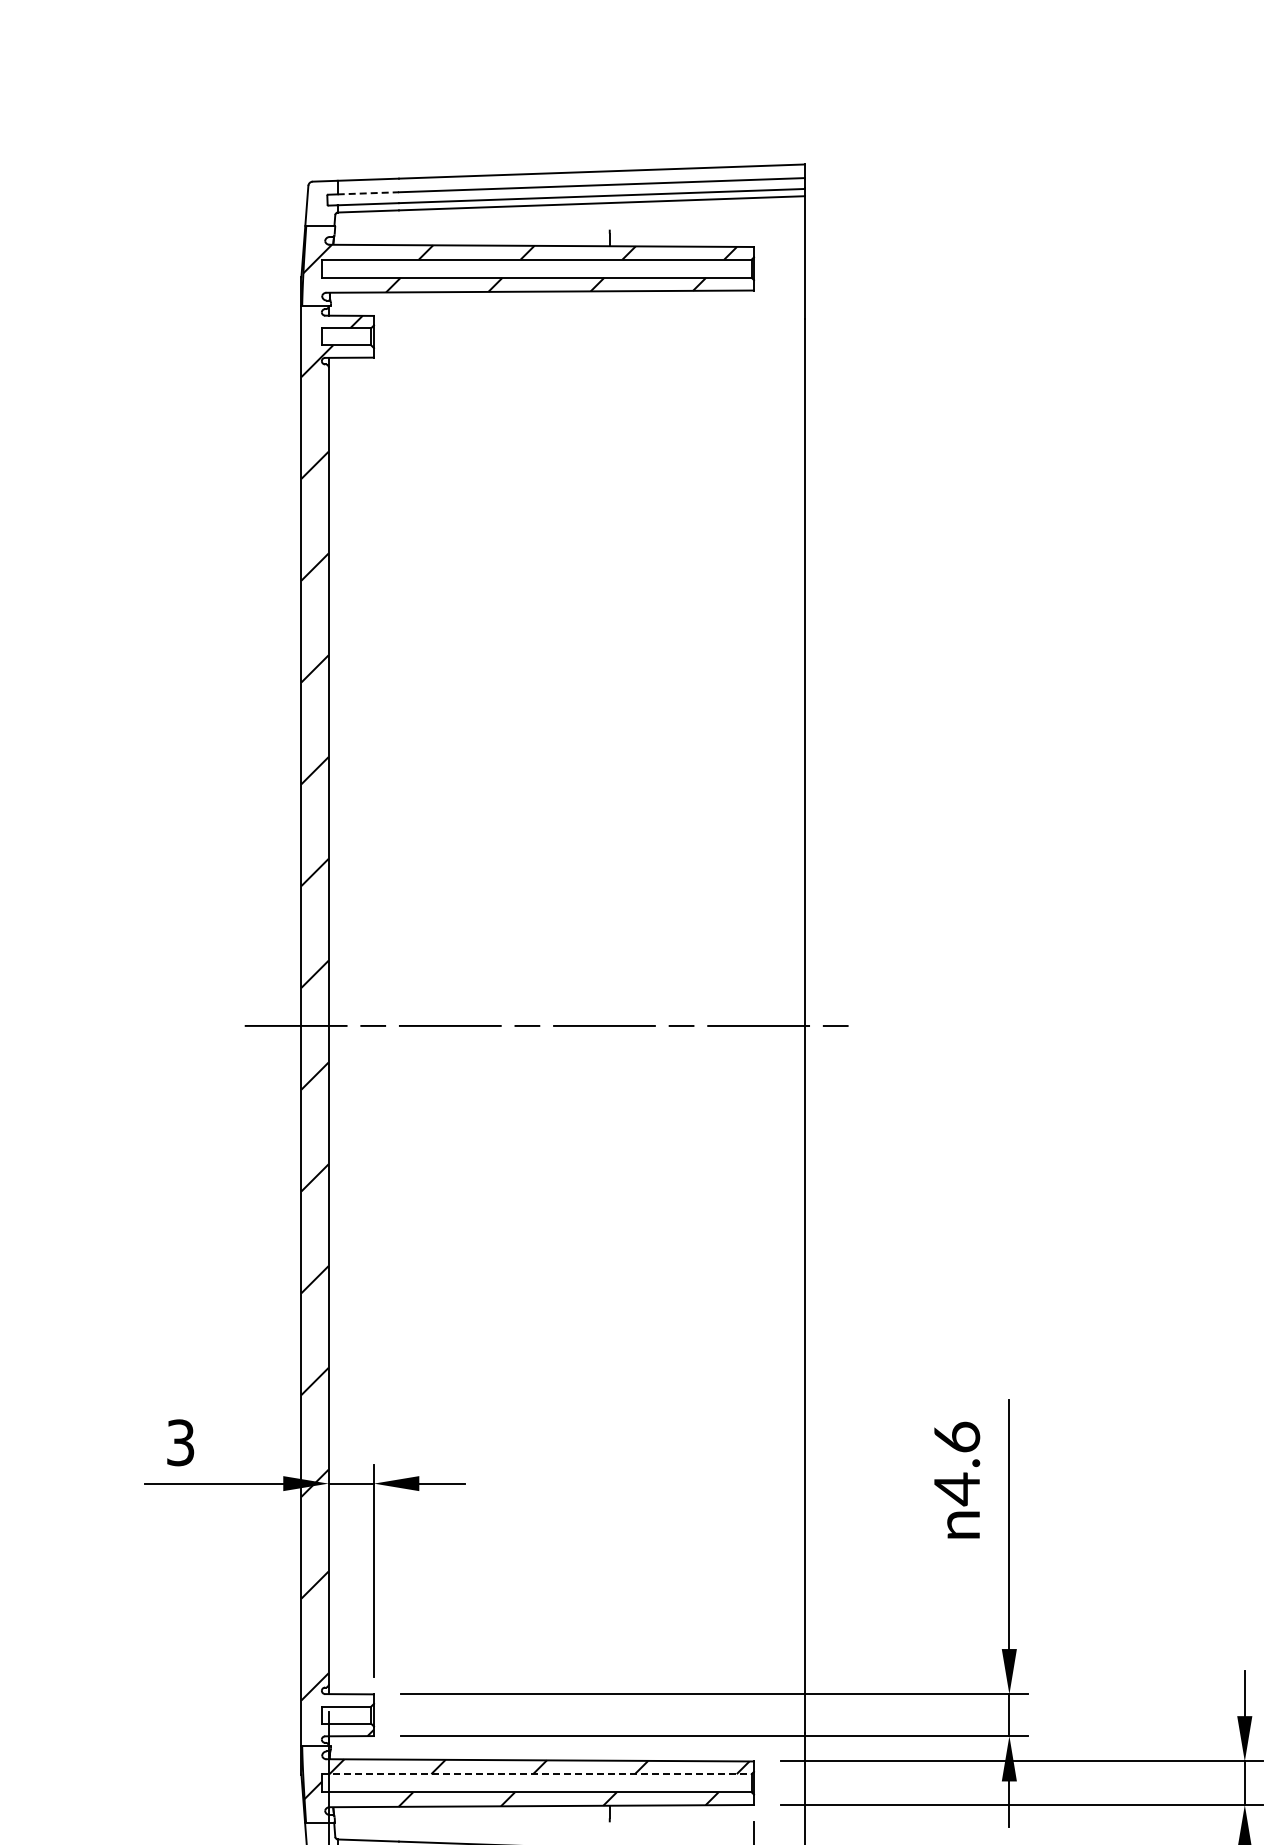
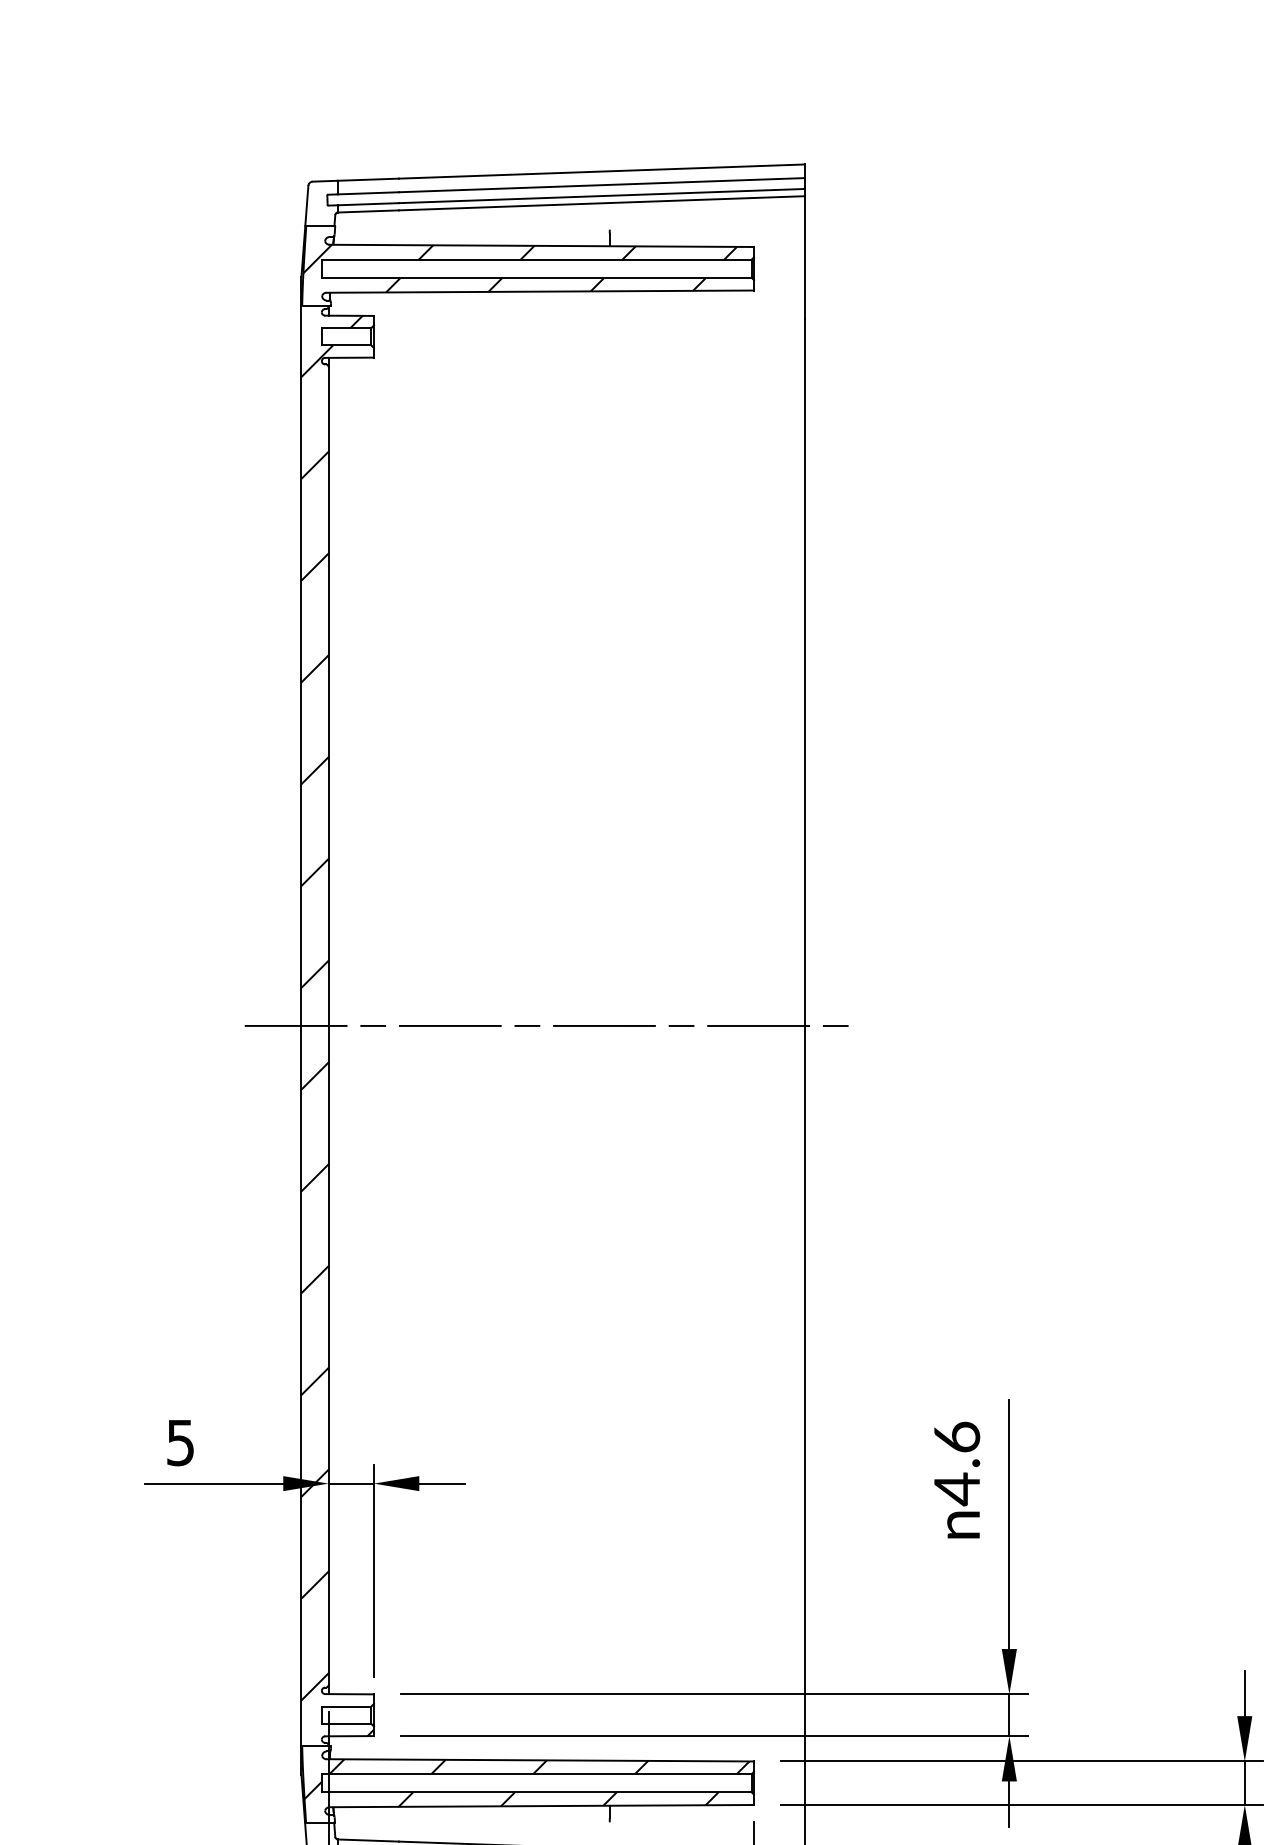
line: dashed -> solid (368, 193)
text: 3 -> 5 (180, 1442)
line: dashed -> solid (536, 1774)
